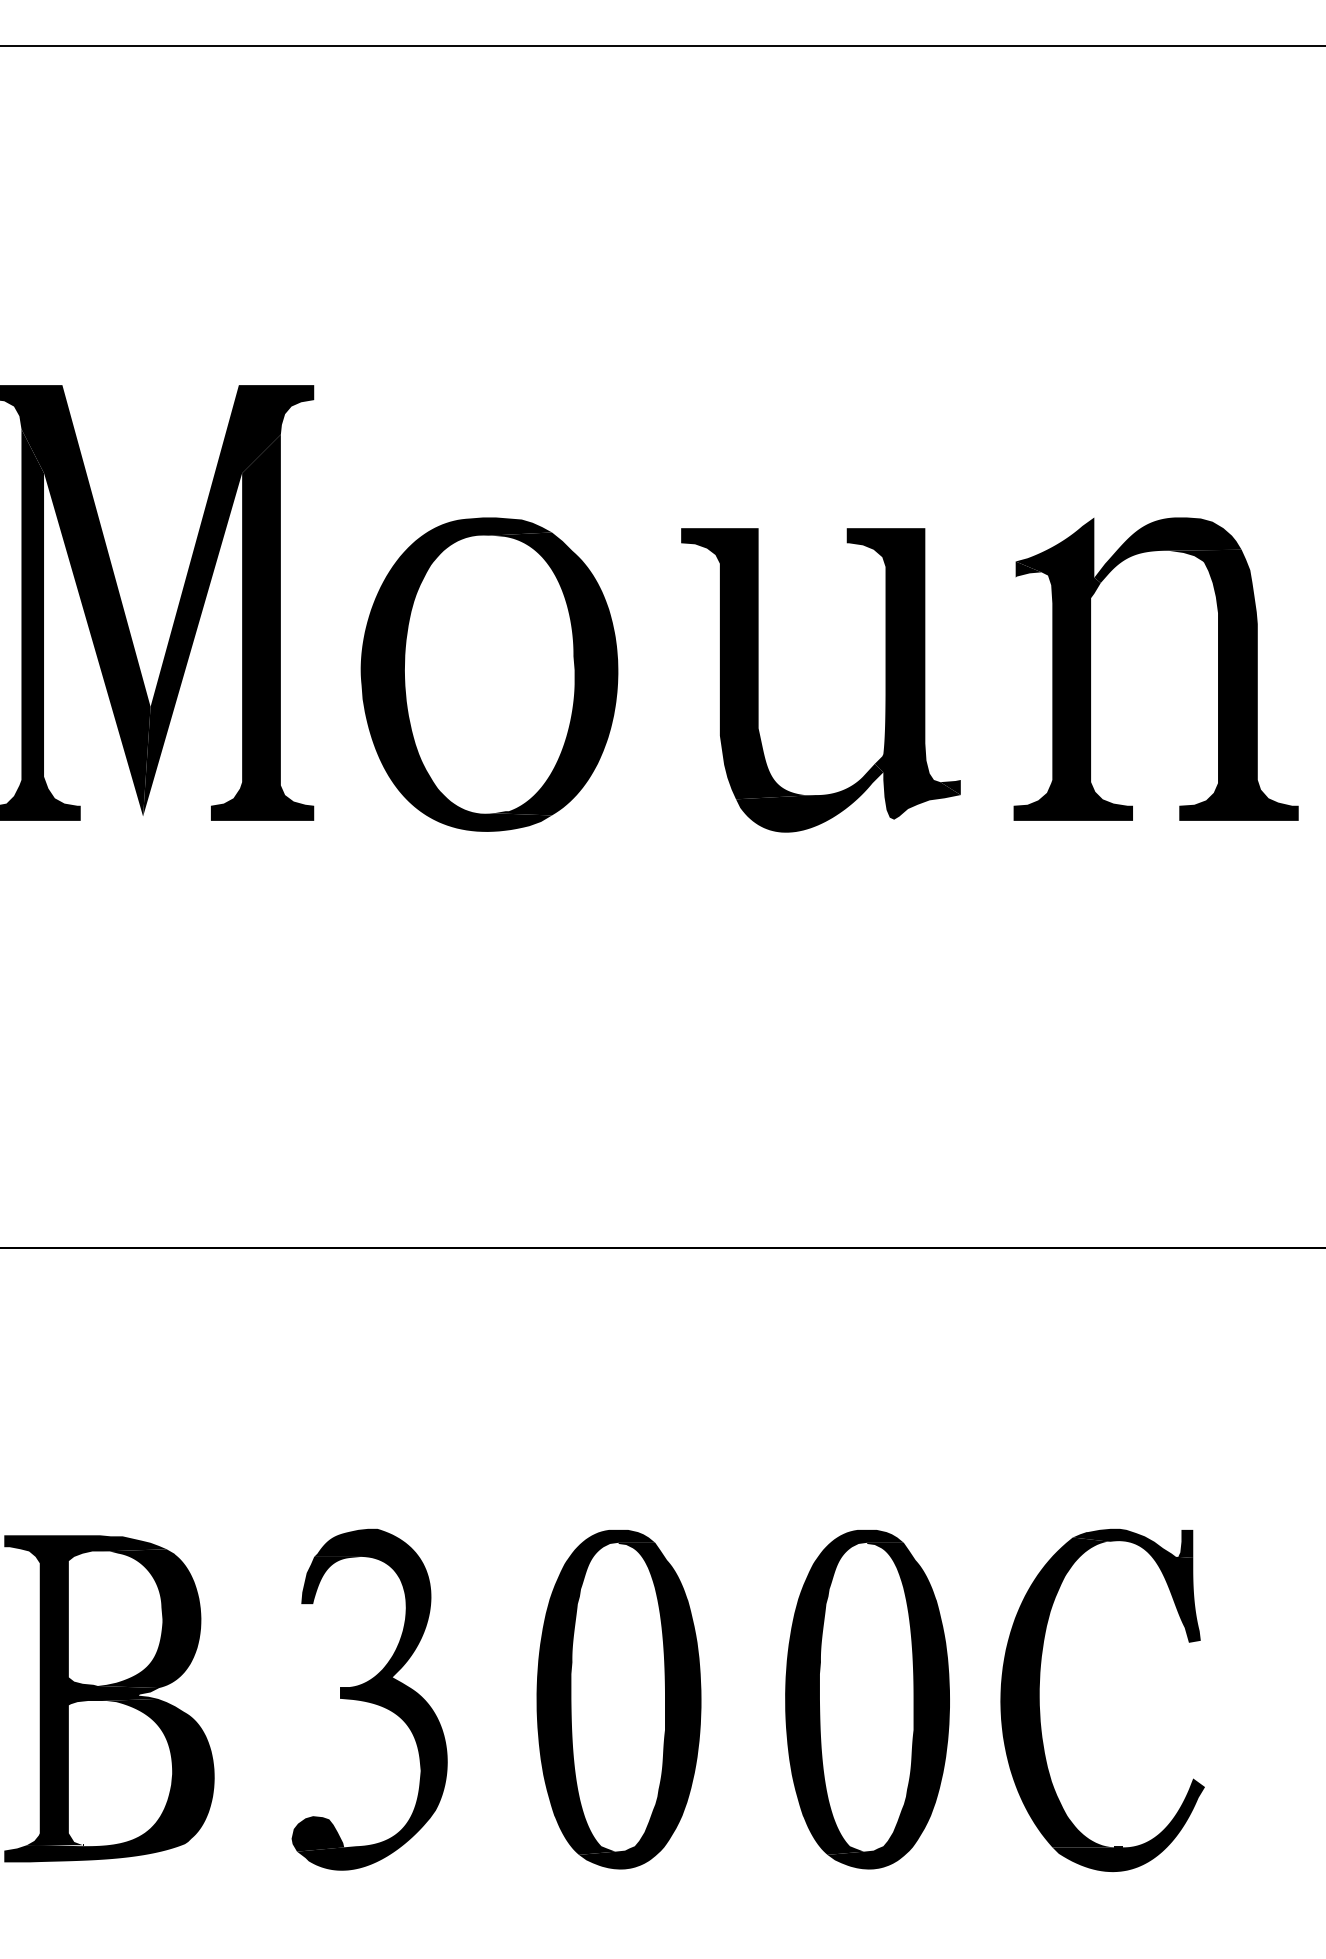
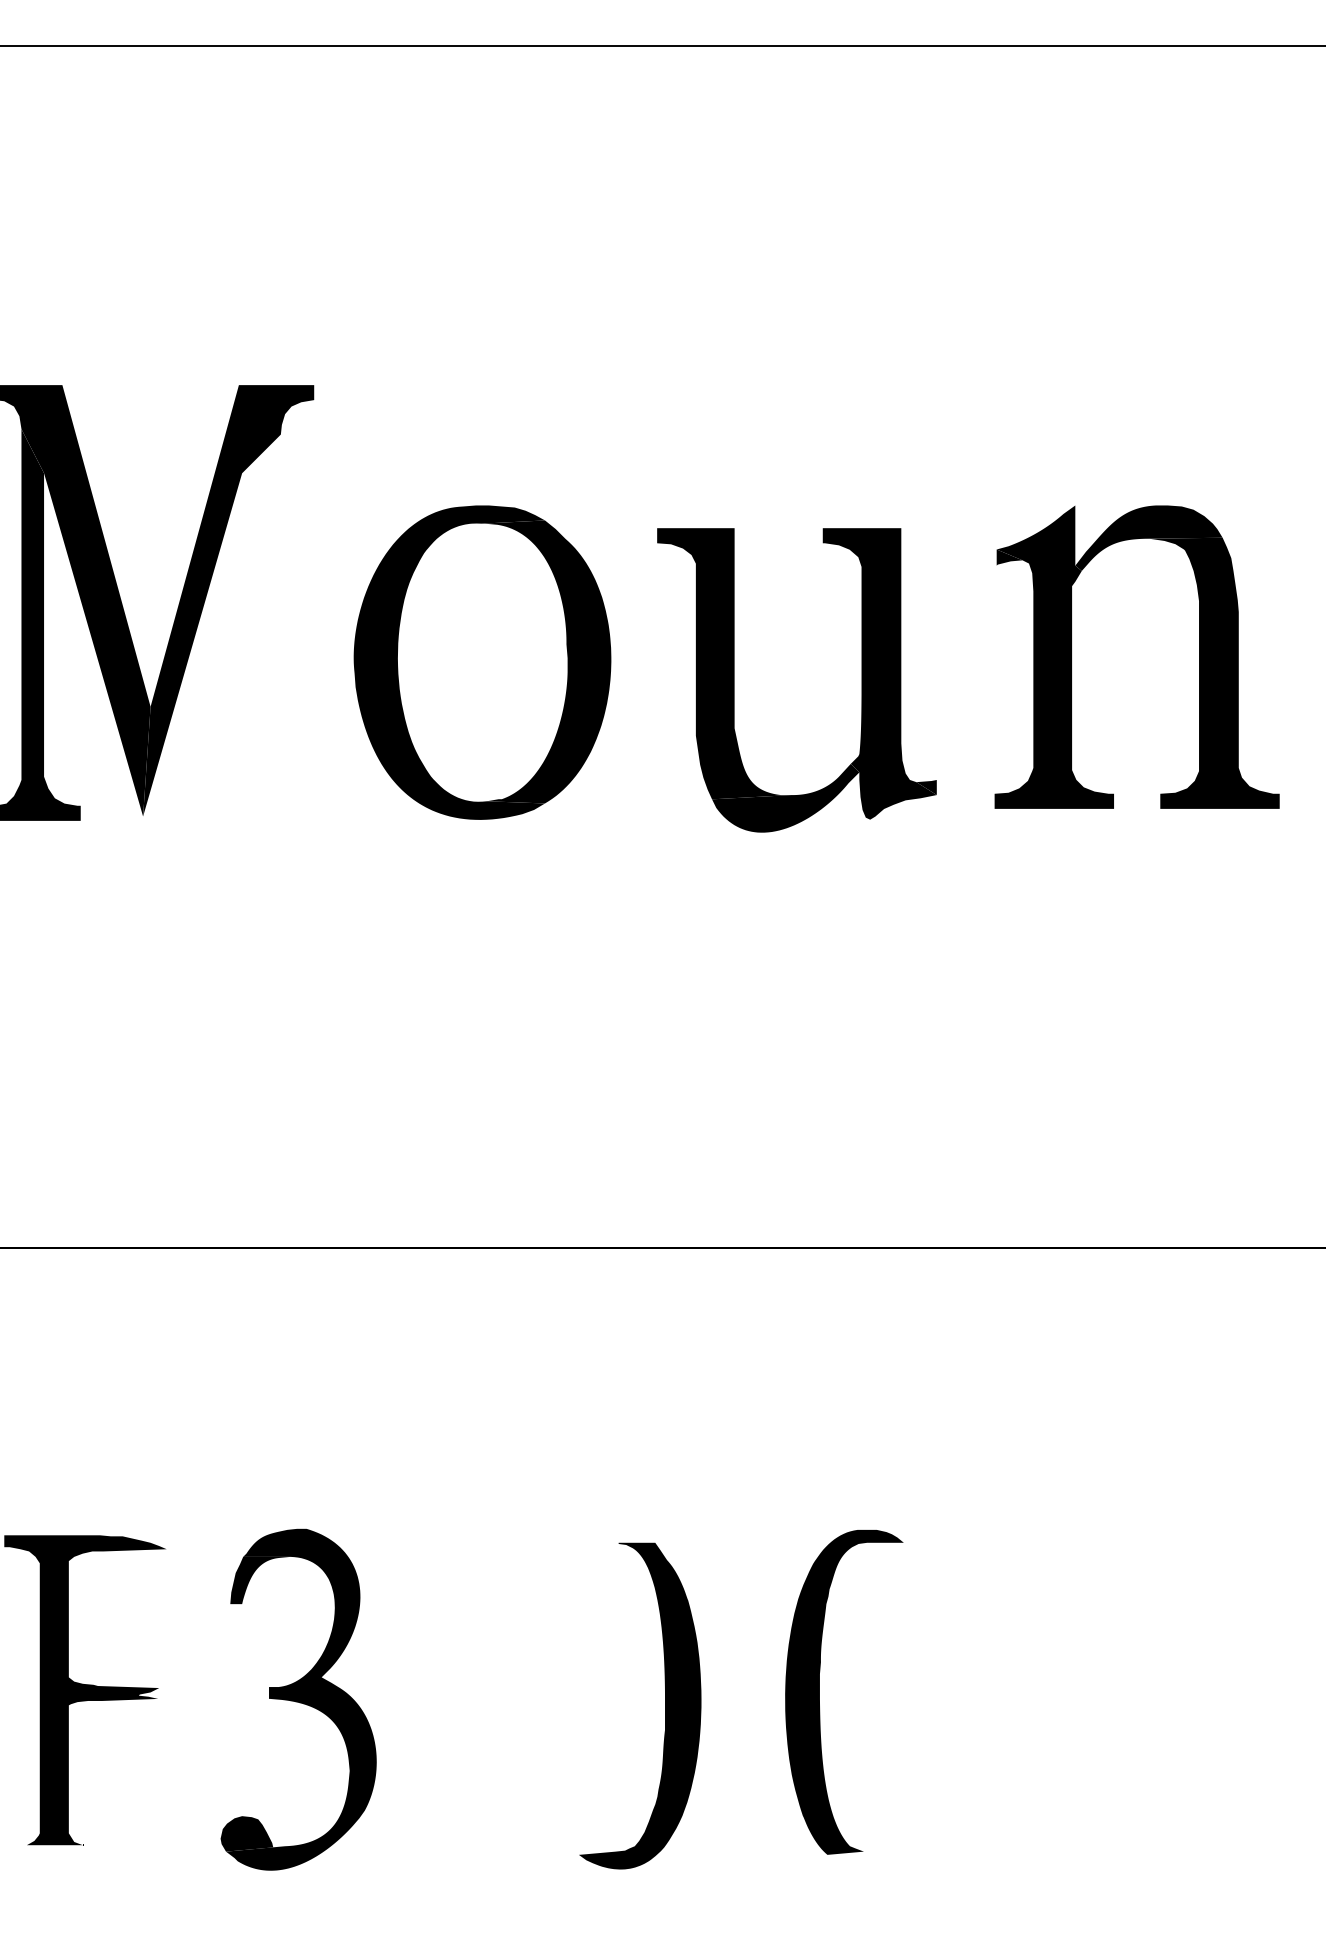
fill: present -> none (262, 627)
part position: (1218, 668) -> (1199, 656) (1199, 656)
part position: (489, 674) -> (482, 662) (482, 662)
part position: (758, 680) -> (734, 680) (734, 680)
fill: present -> none (149, 1618)
fill: present -> none (595, 1691)
part position: (369, 1699) -> (298, 1699) (298, 1699)
fill: present -> none (888, 1705)
part: present -> none (1040, 1711)
fill: present -> none (109, 1780)
